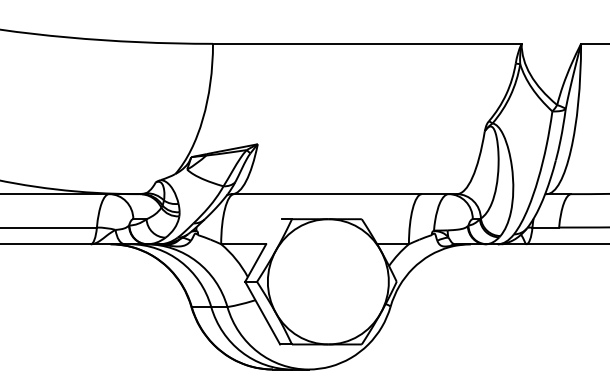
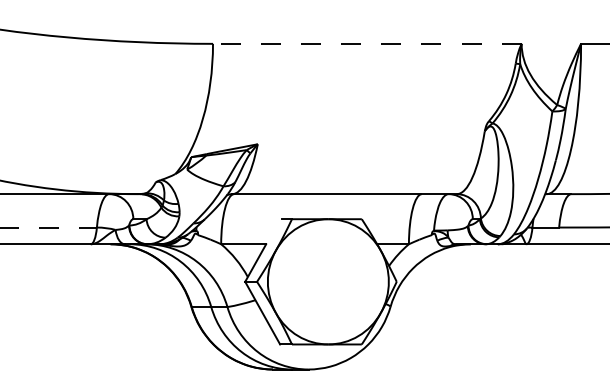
line: solid -> dashed (366, 43)
line: solid -> dashed (49, 227)
